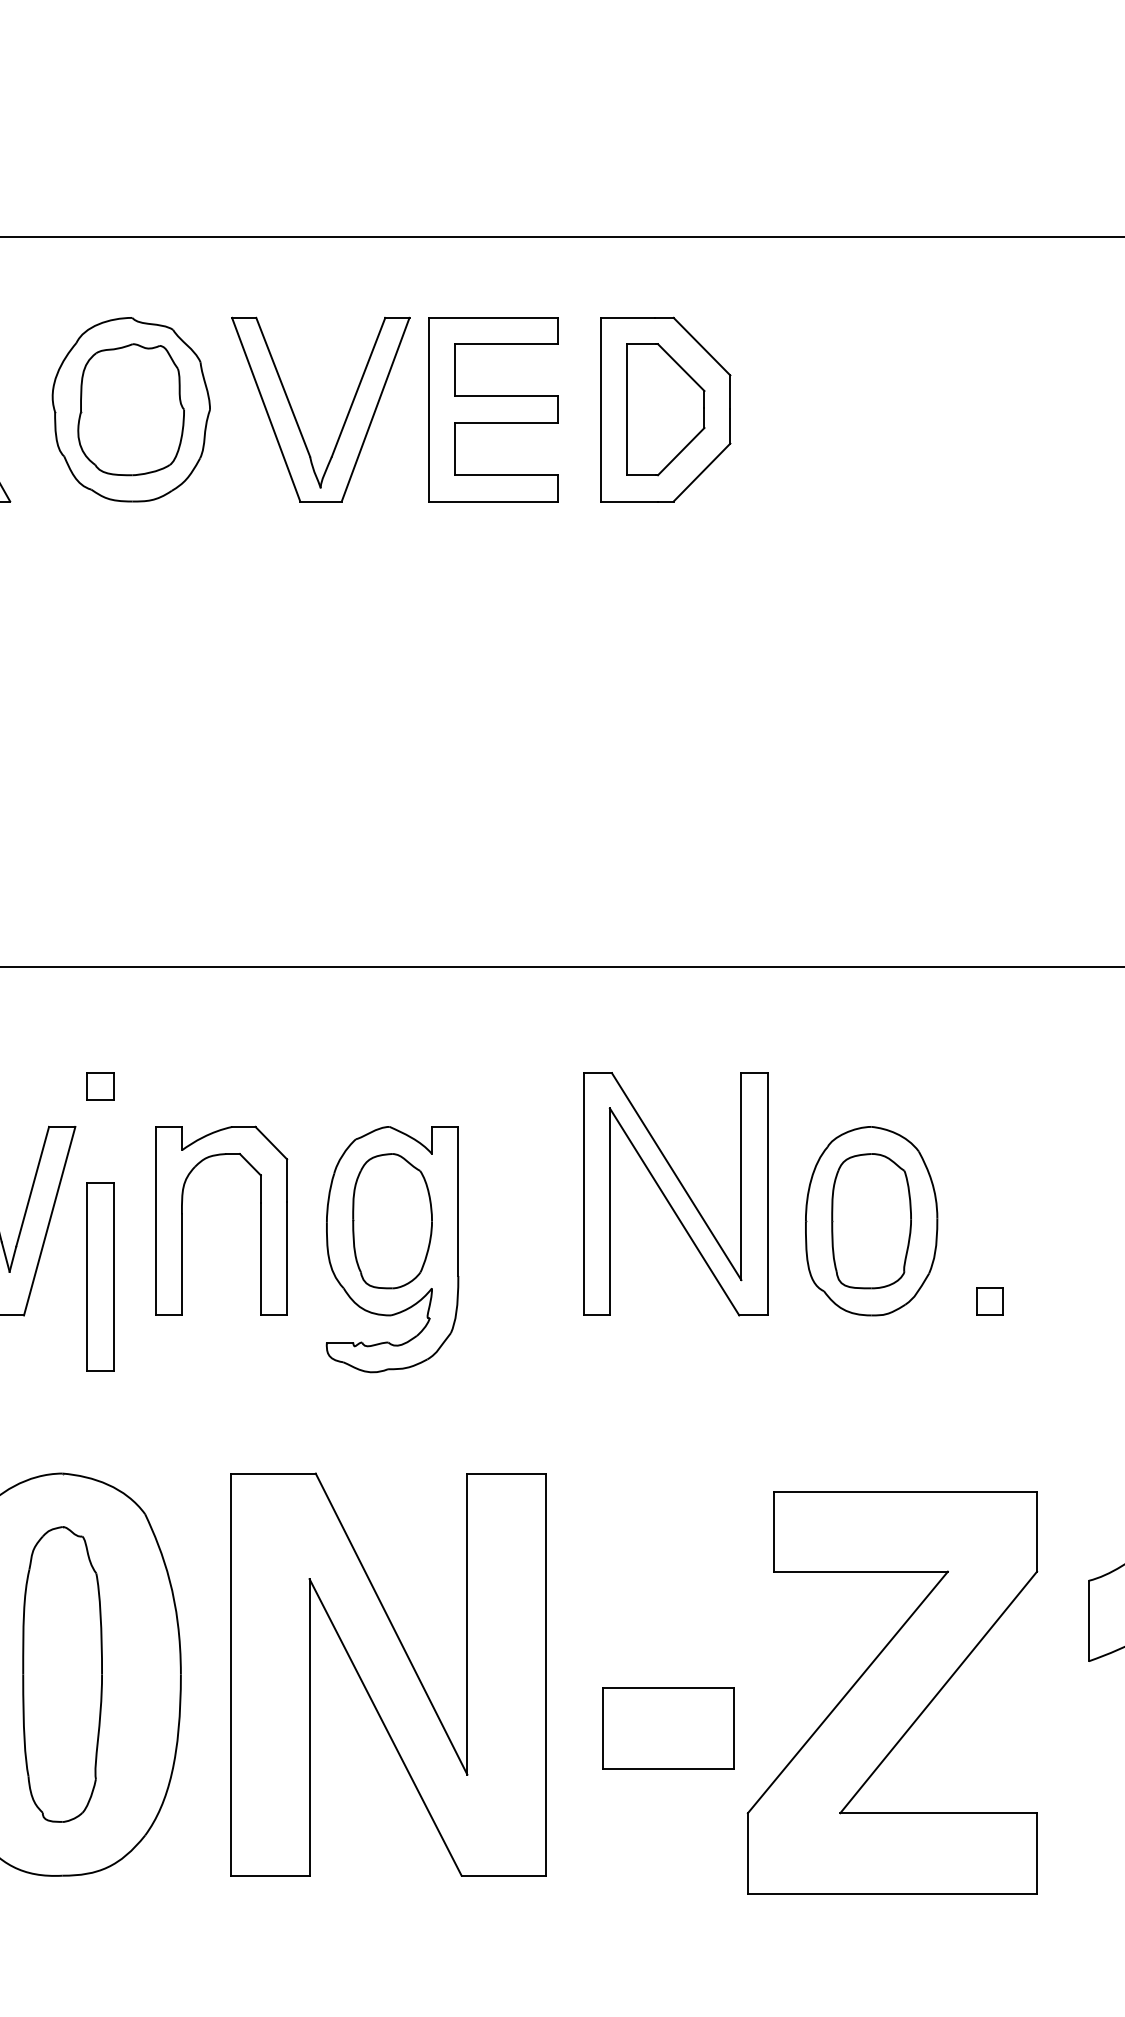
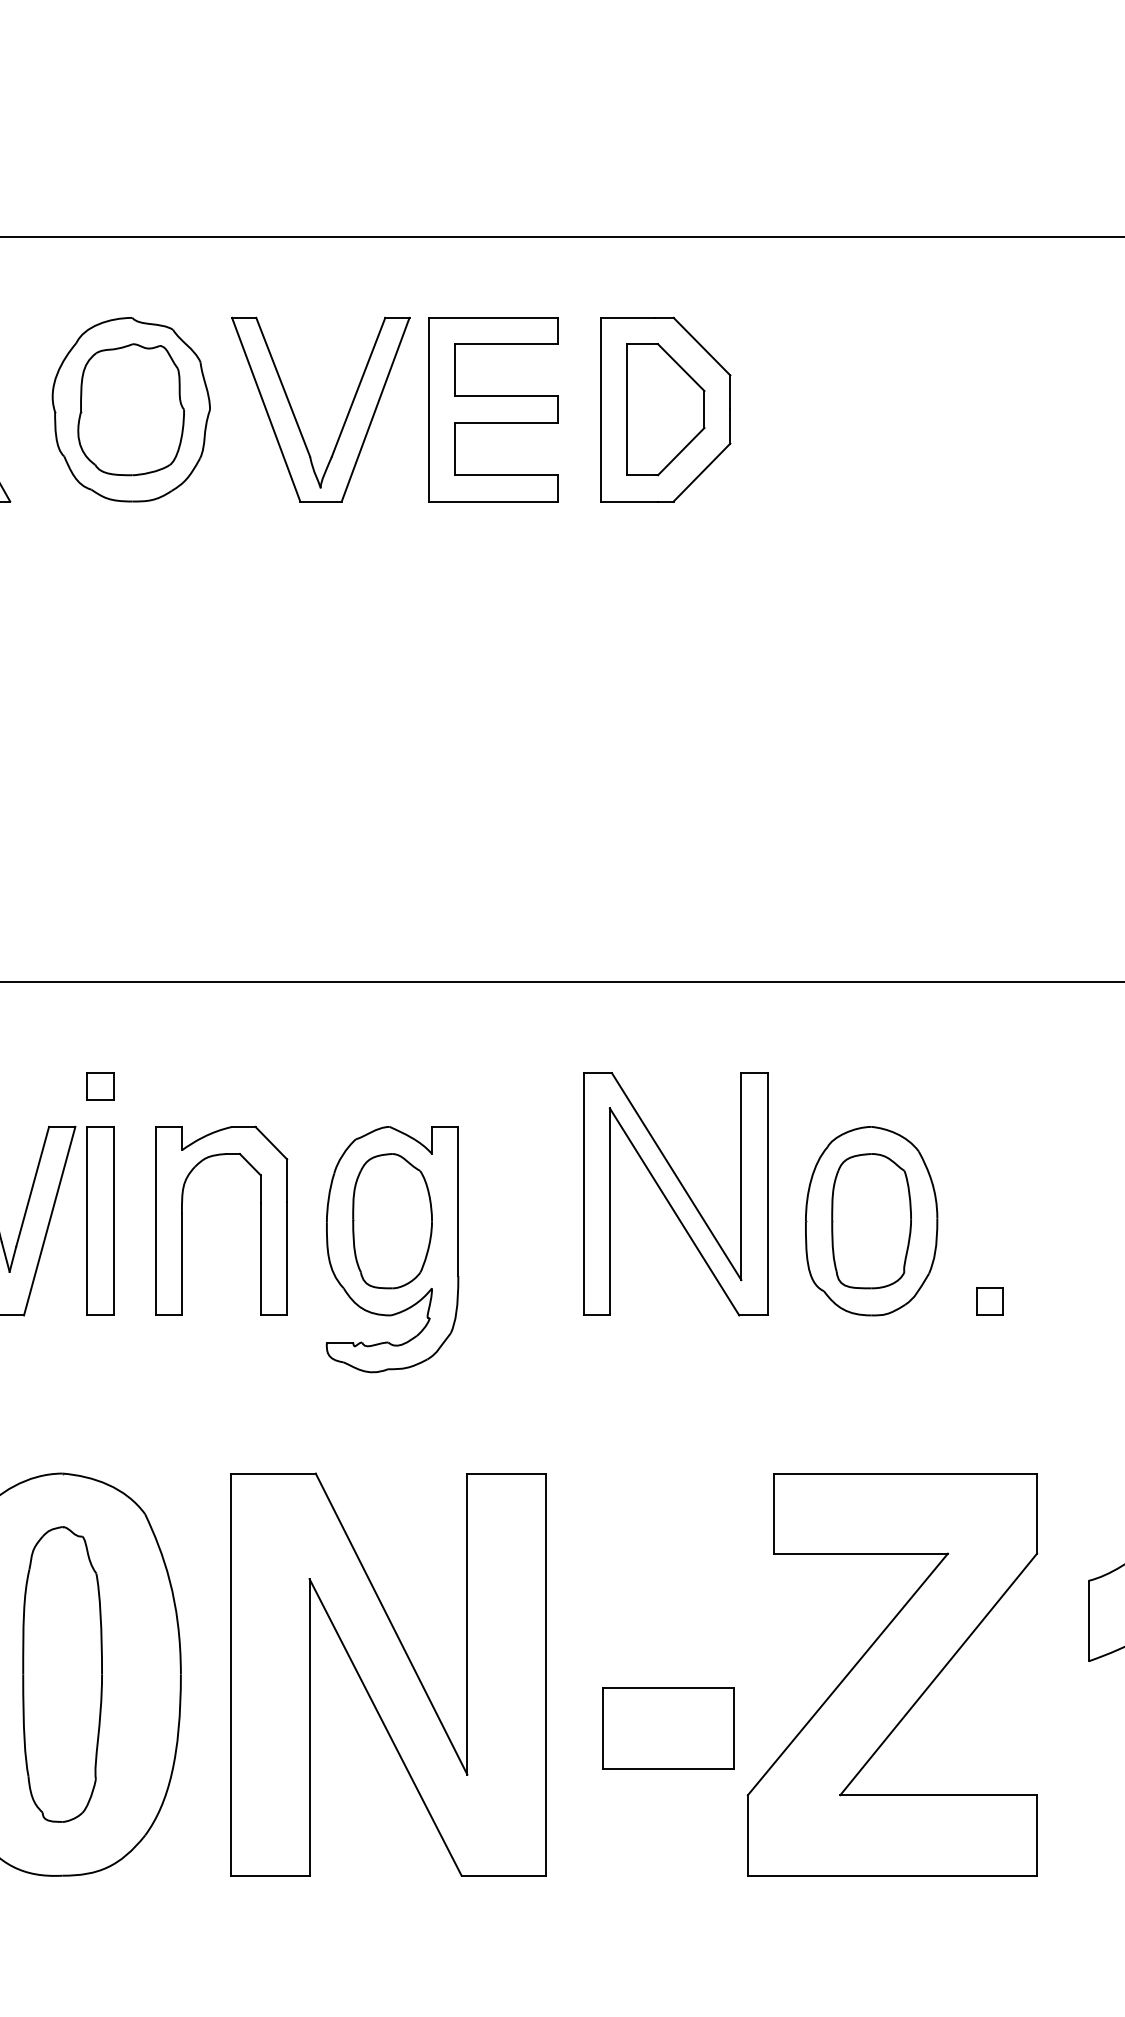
line position: (561, 967) -> (561, 982) (561, 982)
part position: (100, 1276) -> (100, 1220) (100, 1220)
part position: (892, 1692) -> (892, 1674) (892, 1674)
